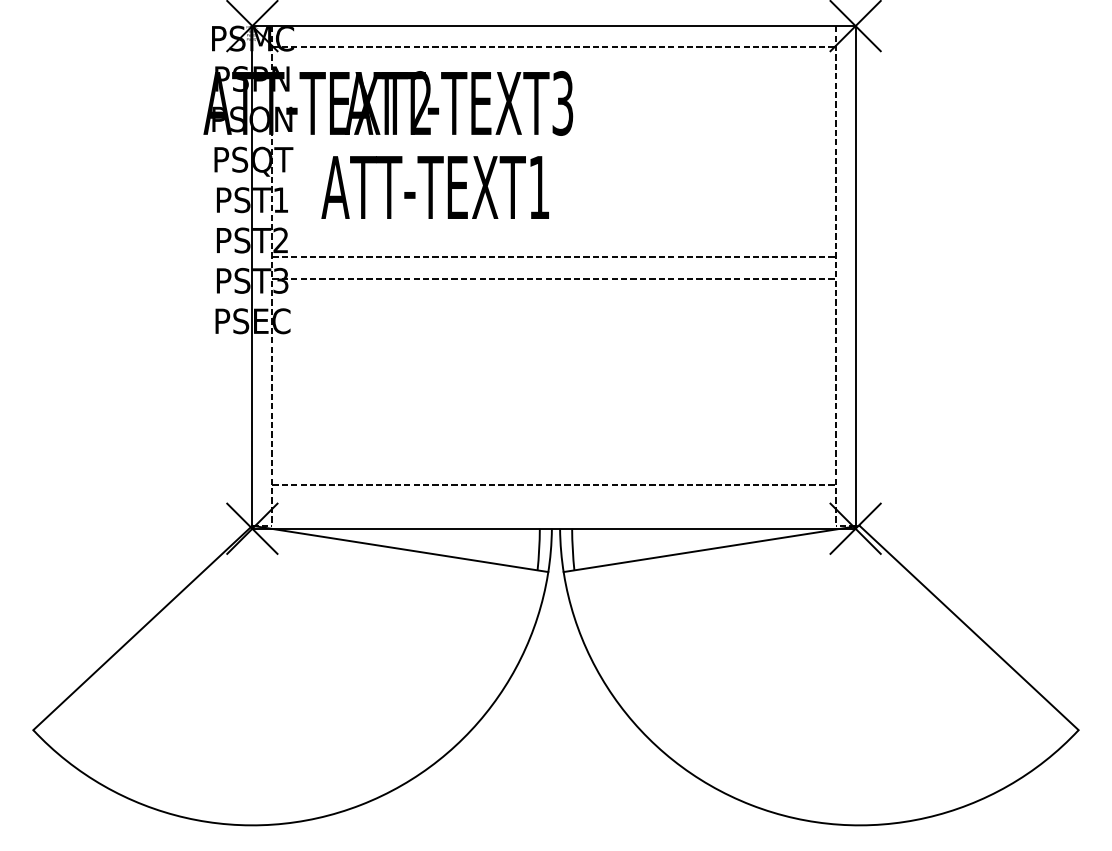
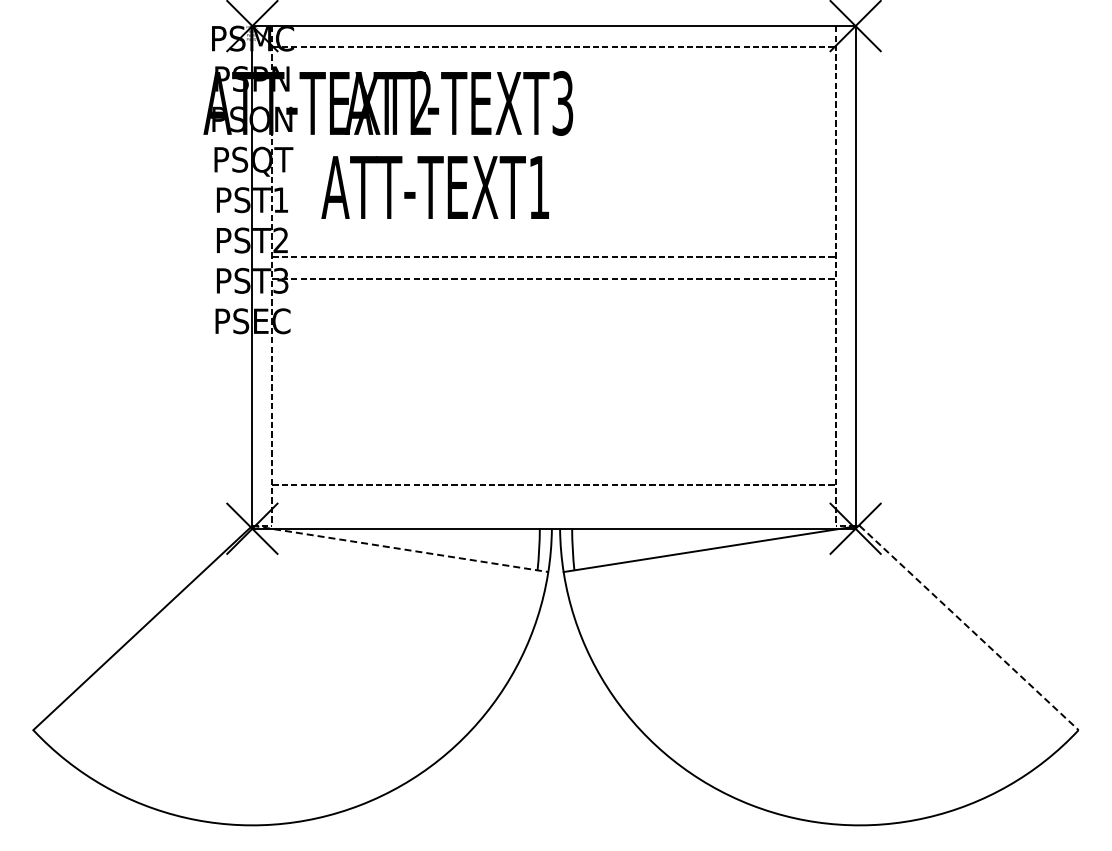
line: solid -> dashed (400, 548)
line: solid -> dashed (969, 627)
